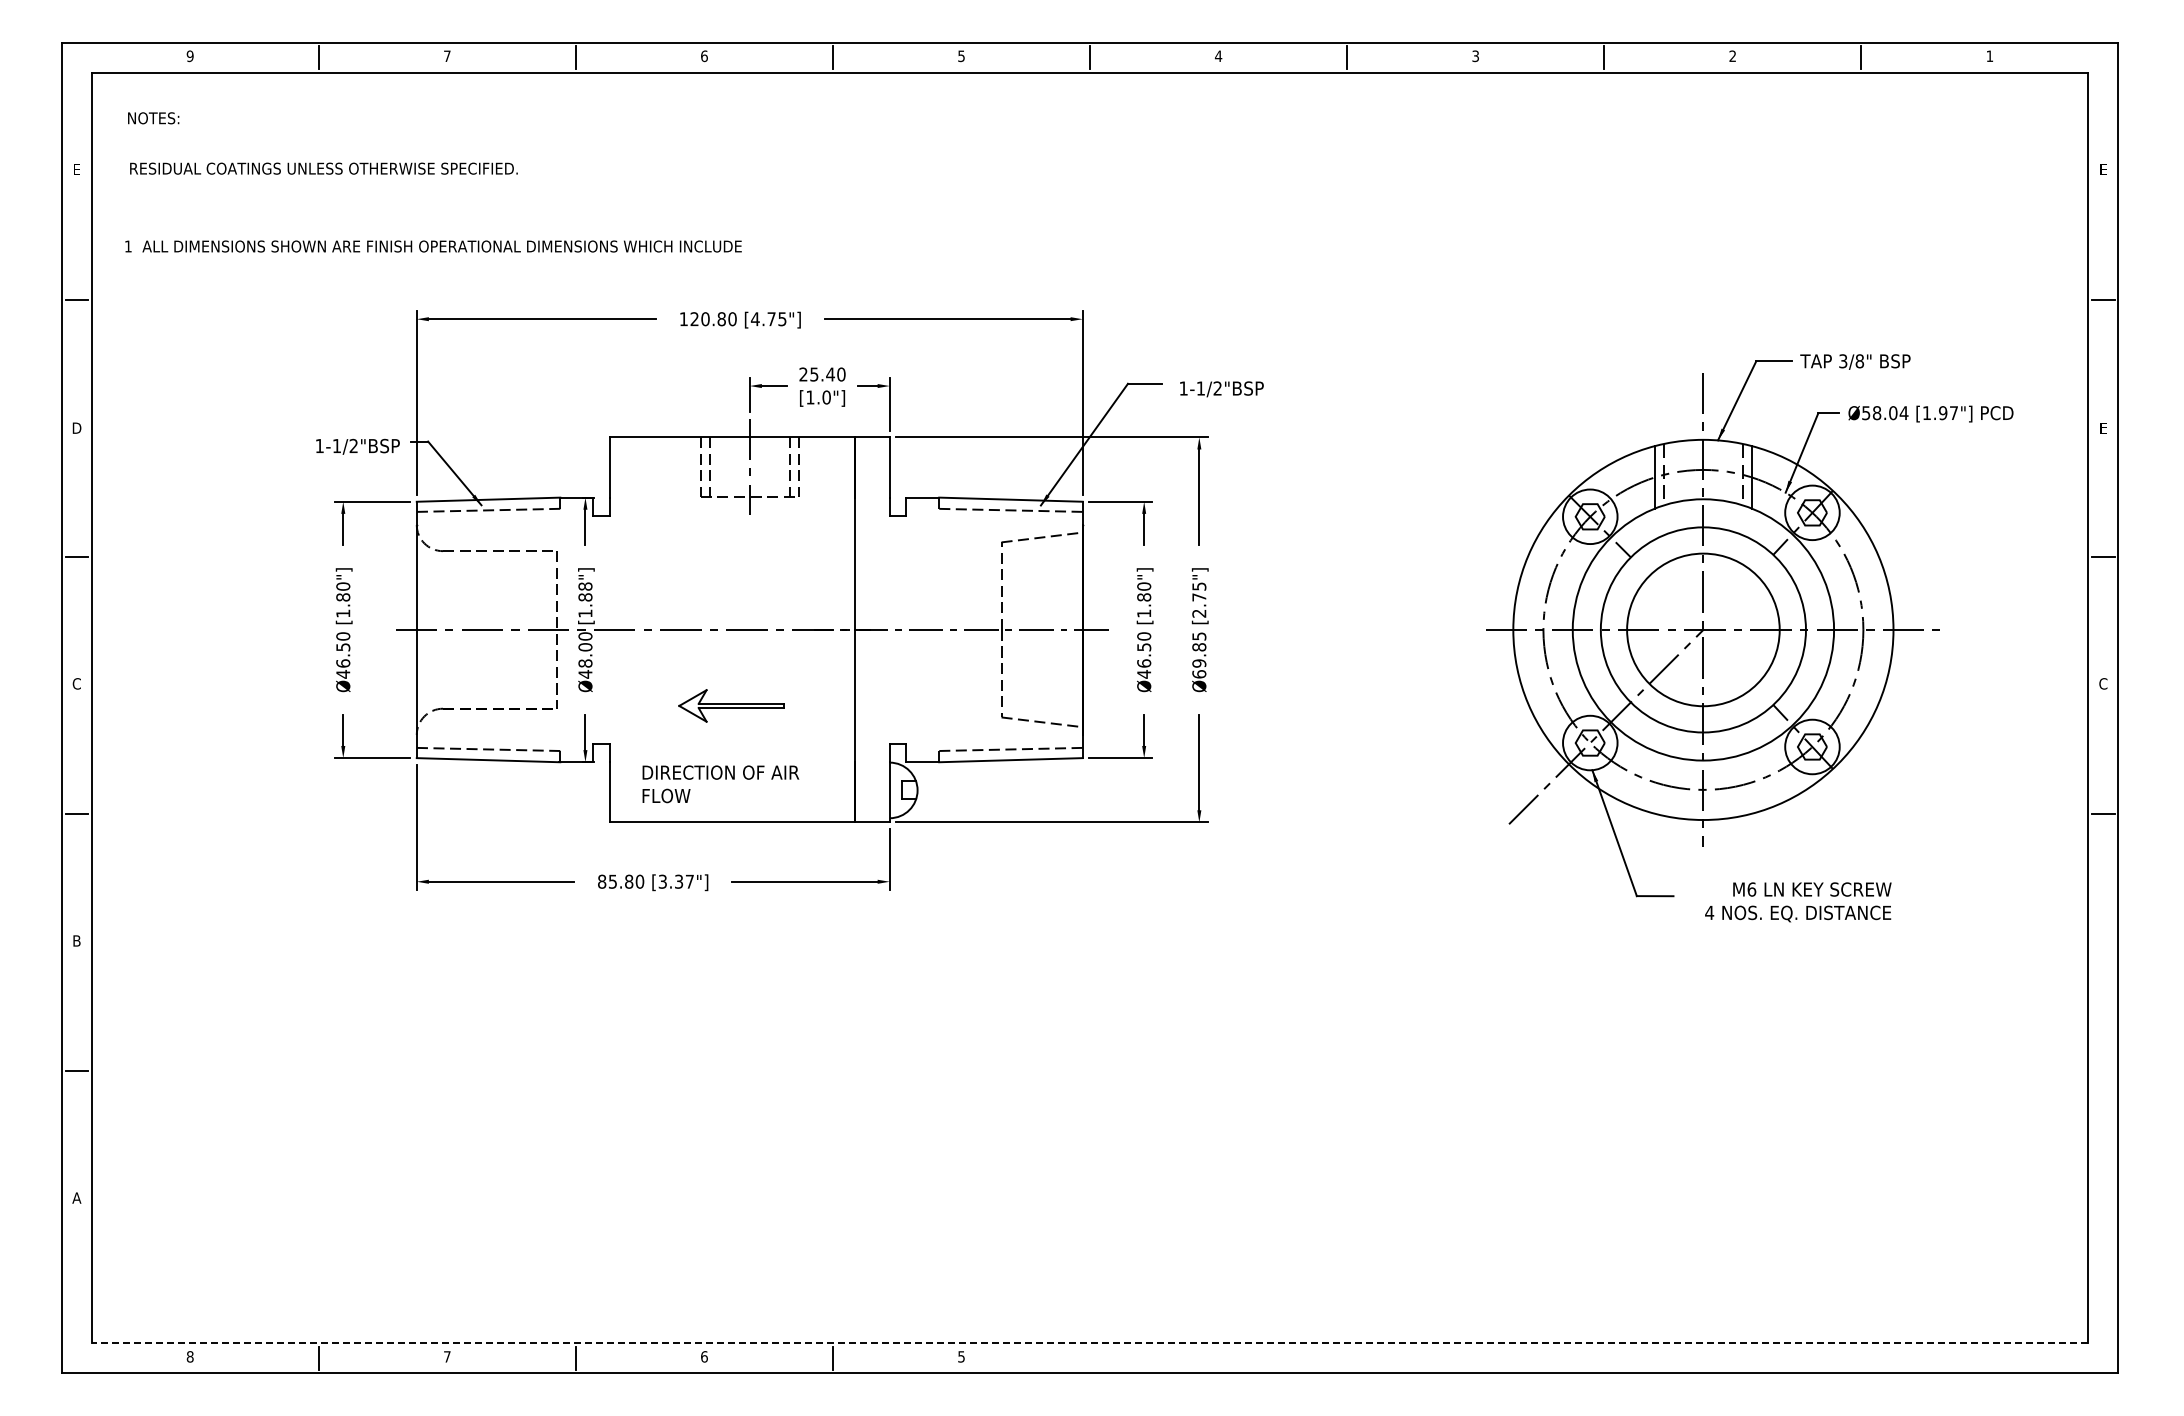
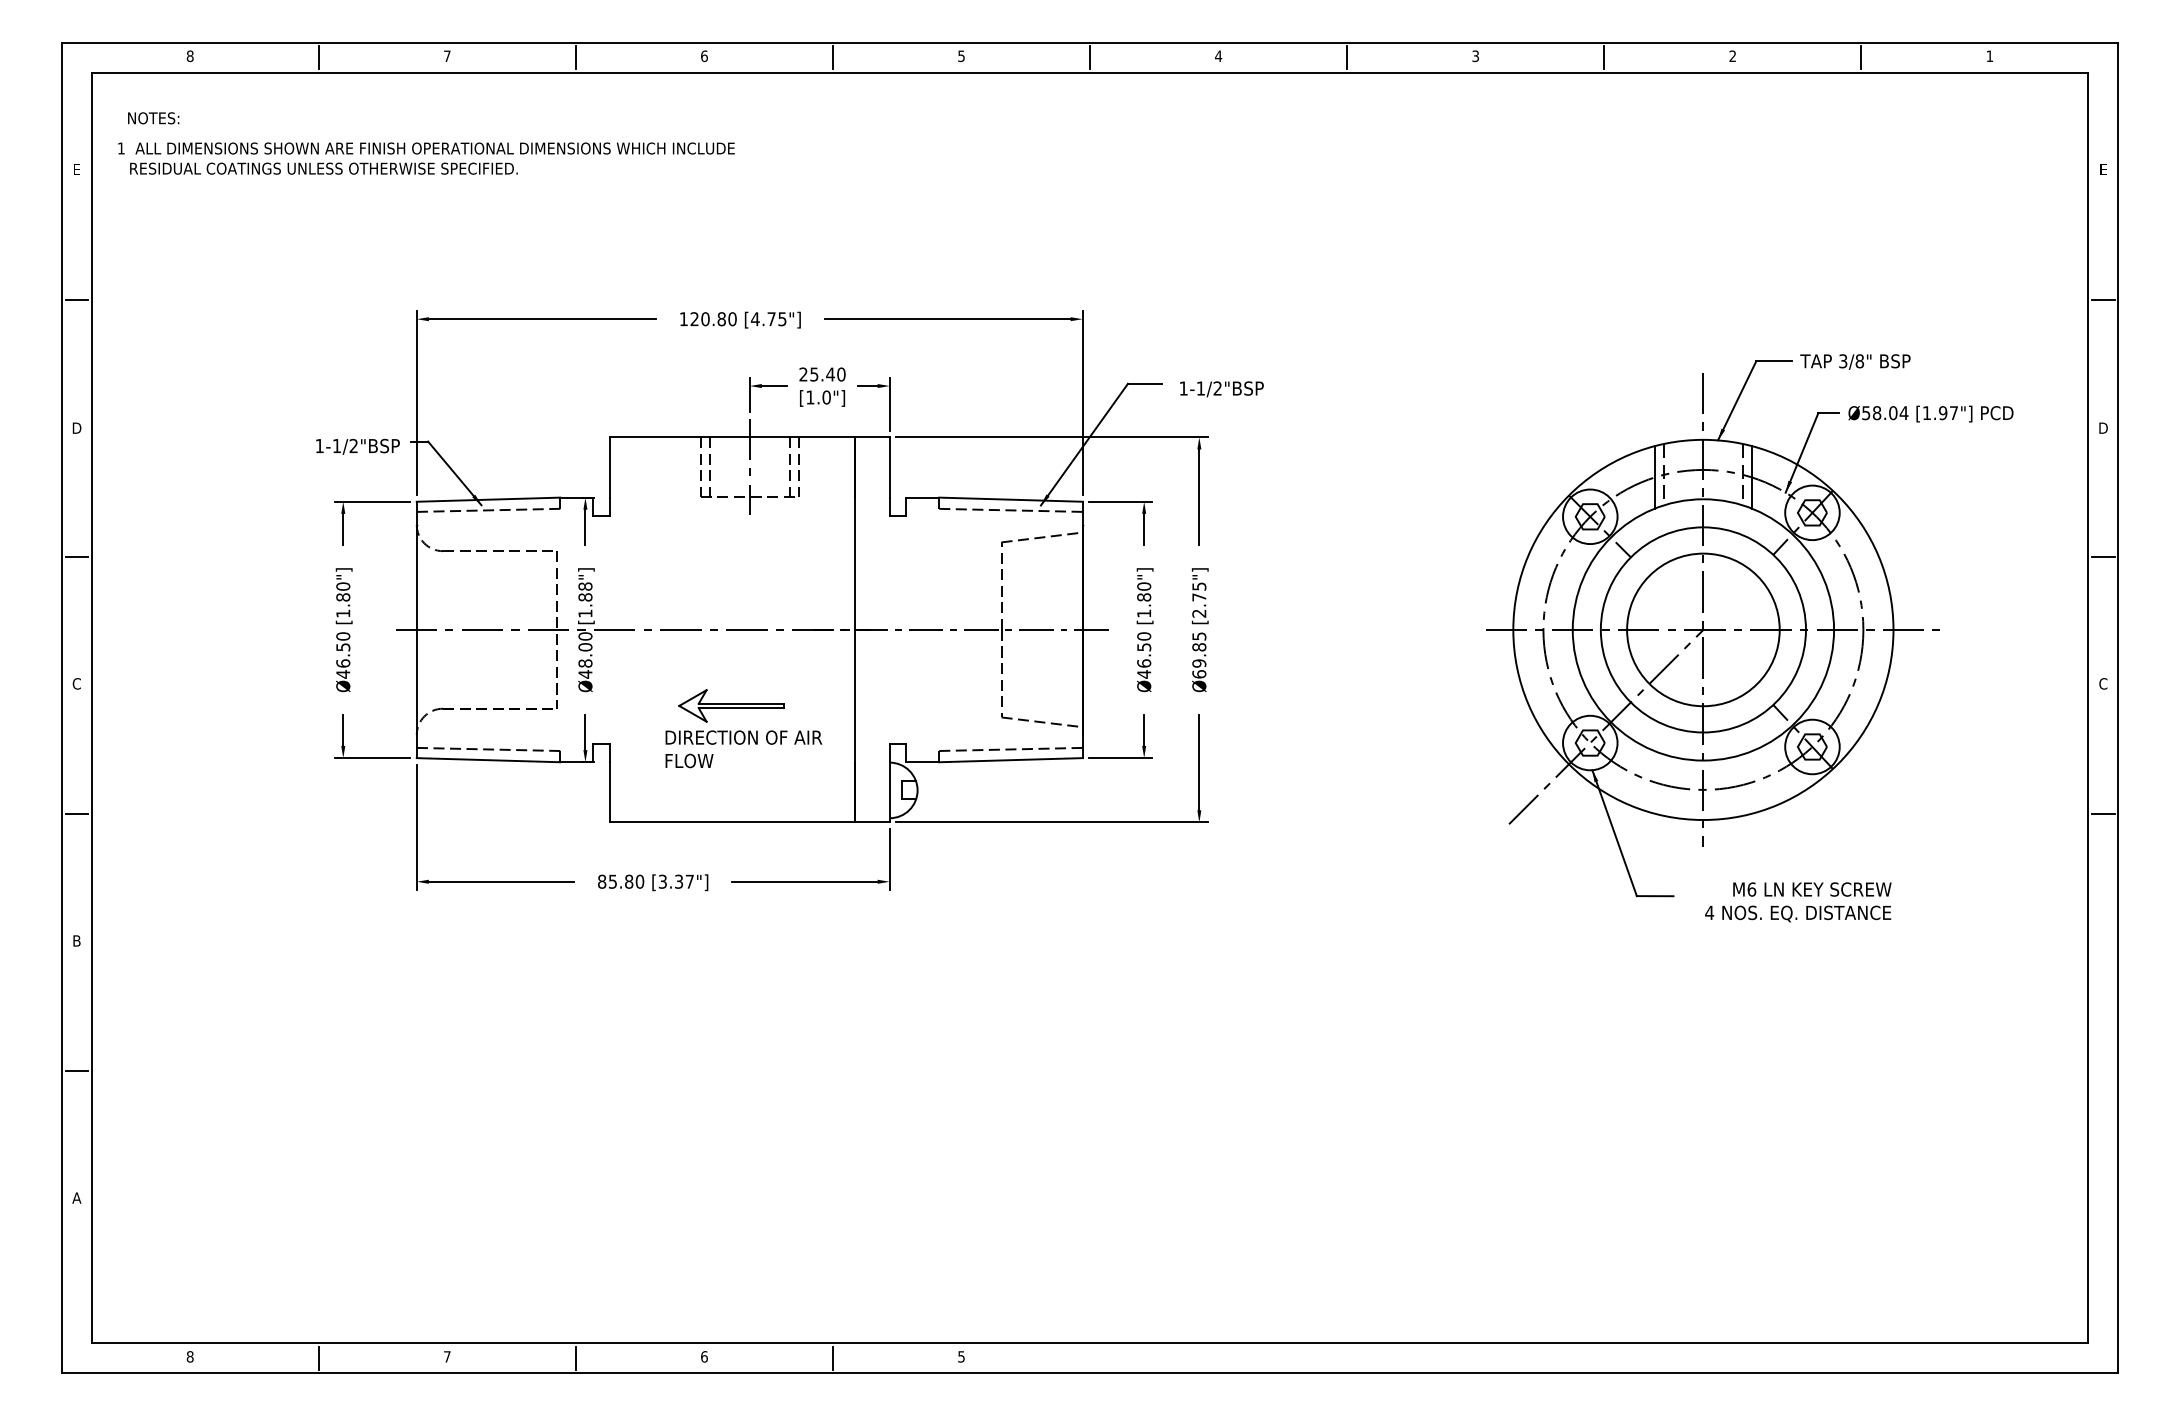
text: 9 -> 8 (189, 56)
text position: (433, 246) -> (426, 148) (426, 148)
text: E -> D (2103, 427)
text position: (720, 784) -> (743, 749) (743, 749)
line: dashed -> solid (1089, 1343)
